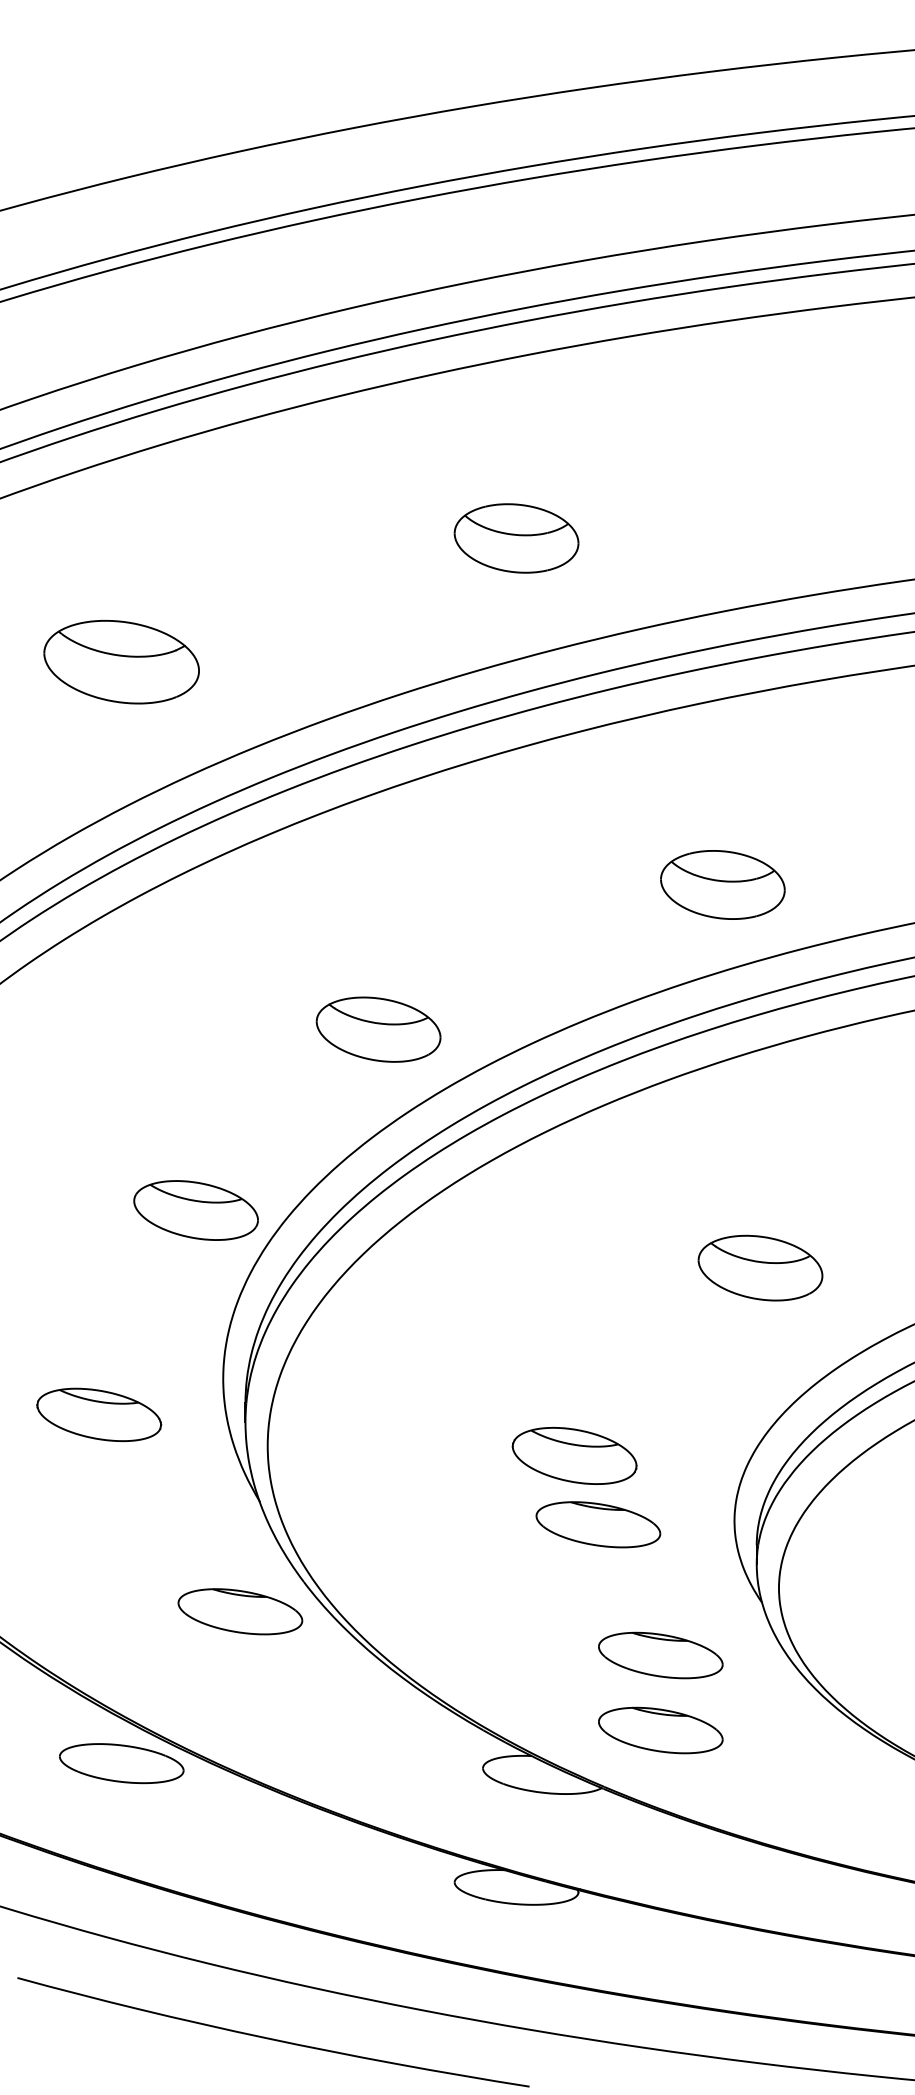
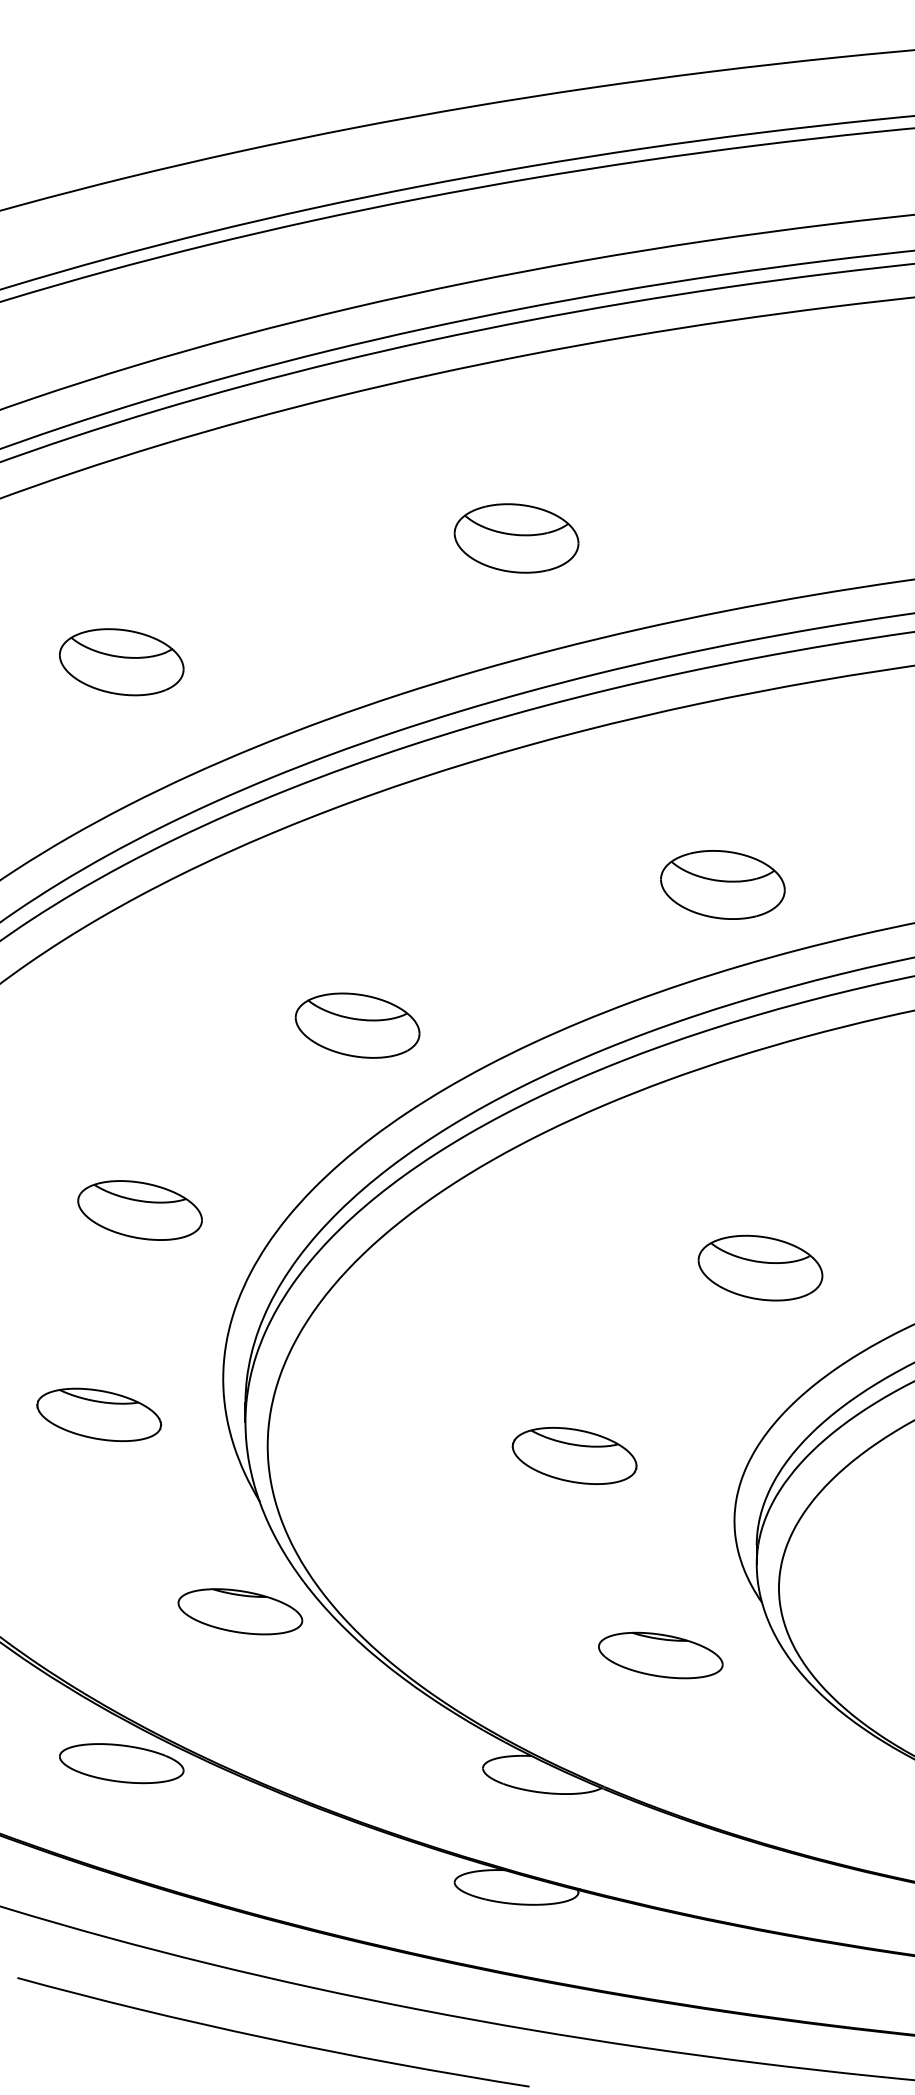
part size: 157x85 px -> 126x69 px (121, 662)
part position: (378, 1029) -> (357, 1025) (357, 1025)
part position: (195, 1210) -> (139, 1210) (139, 1210)
part: present -> none (598, 1524)
part: present -> none (660, 1730)
